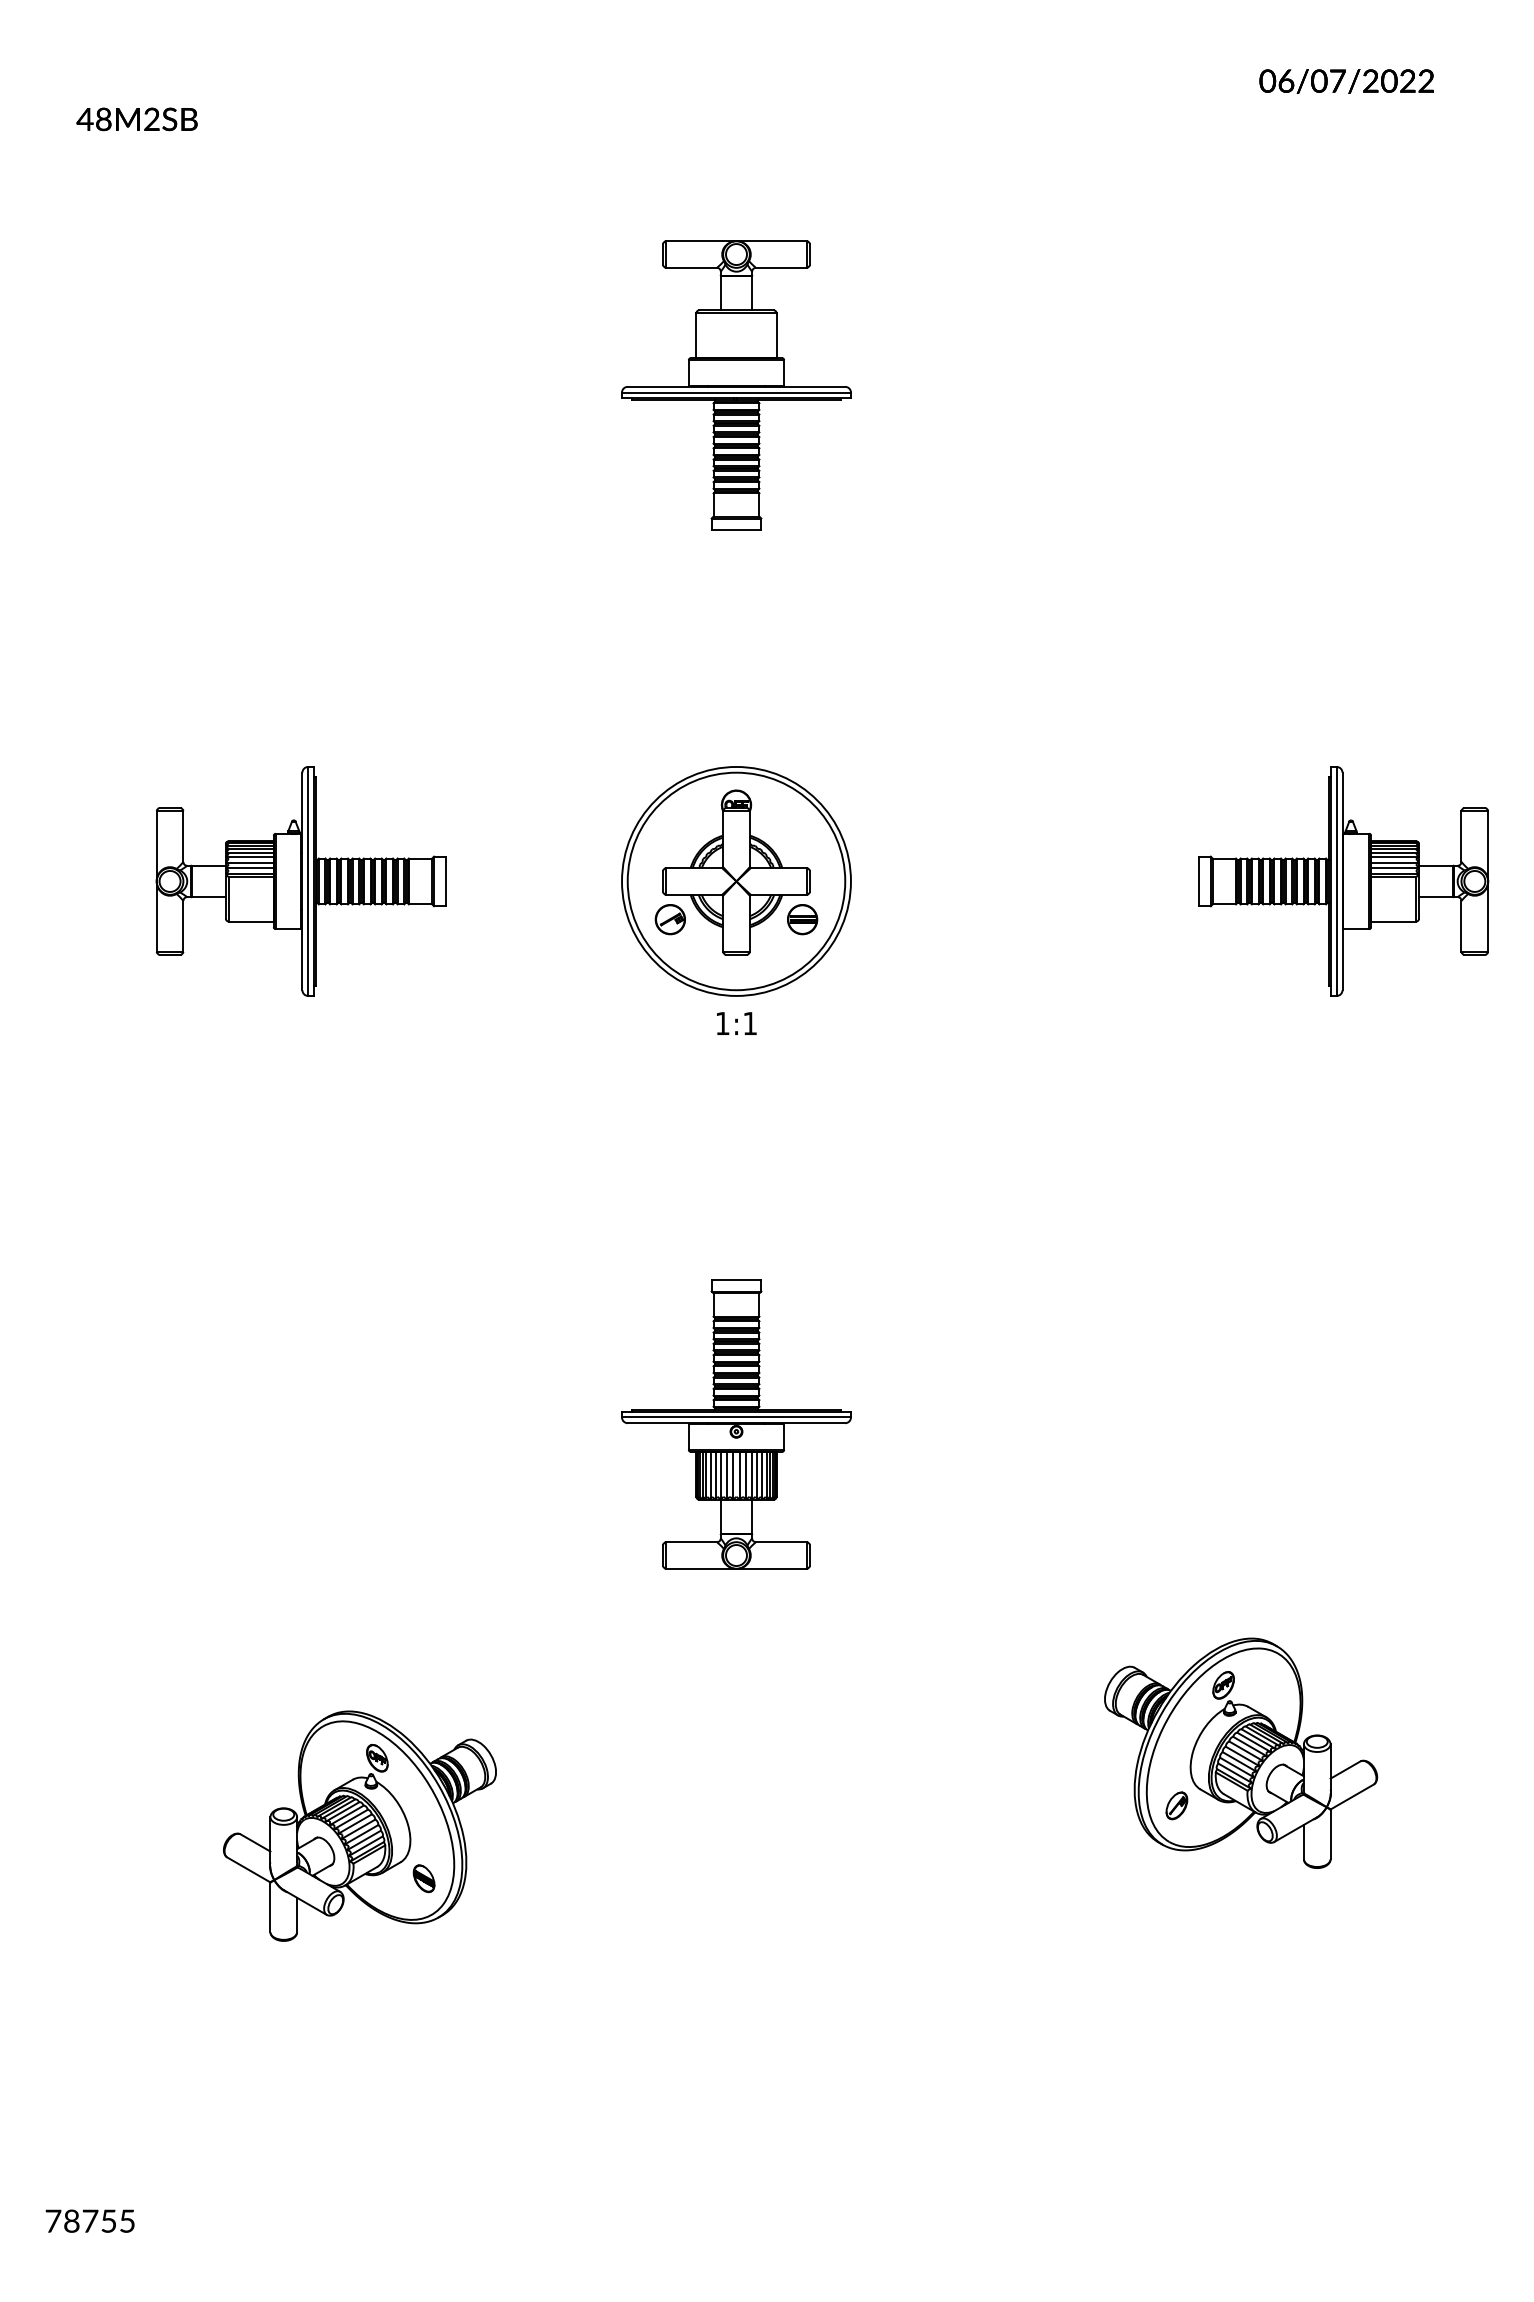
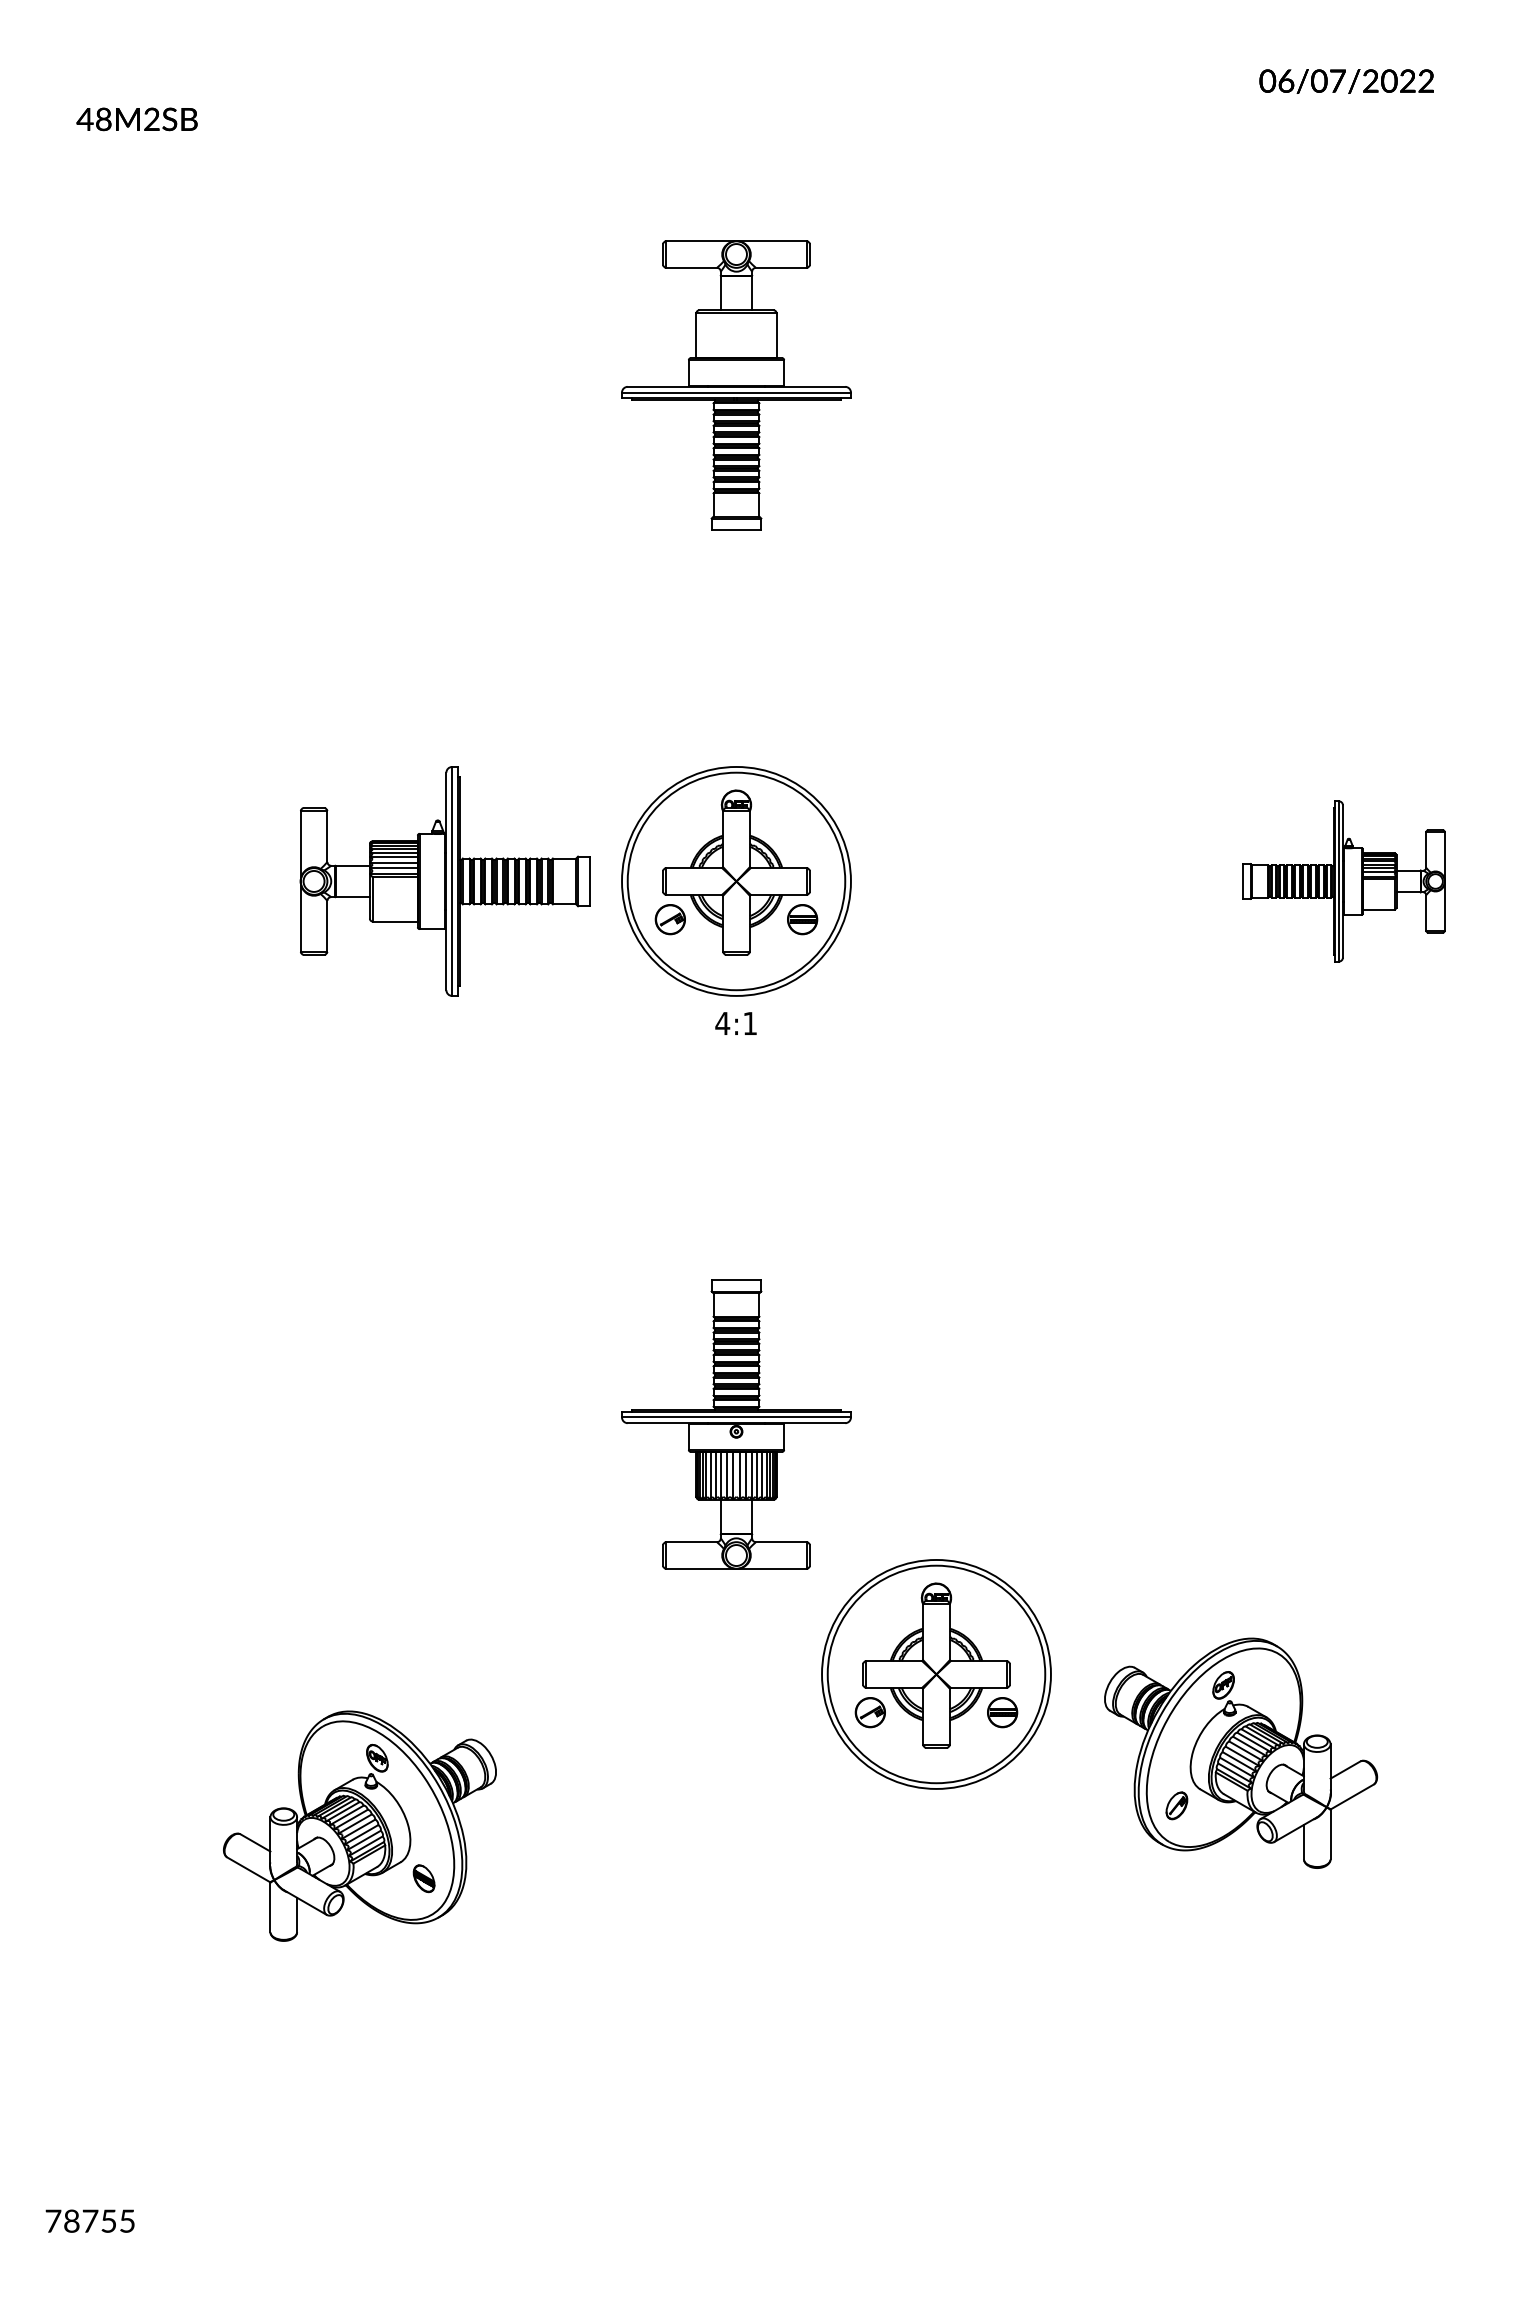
part position: (300, 881) -> (444, 881) (444, 881)
part size: 292x231 px -> 204x163 px (1343, 881)
text: 1:1 -> 4:1 (722, 1023)
part: none -> present (936, 1674)
